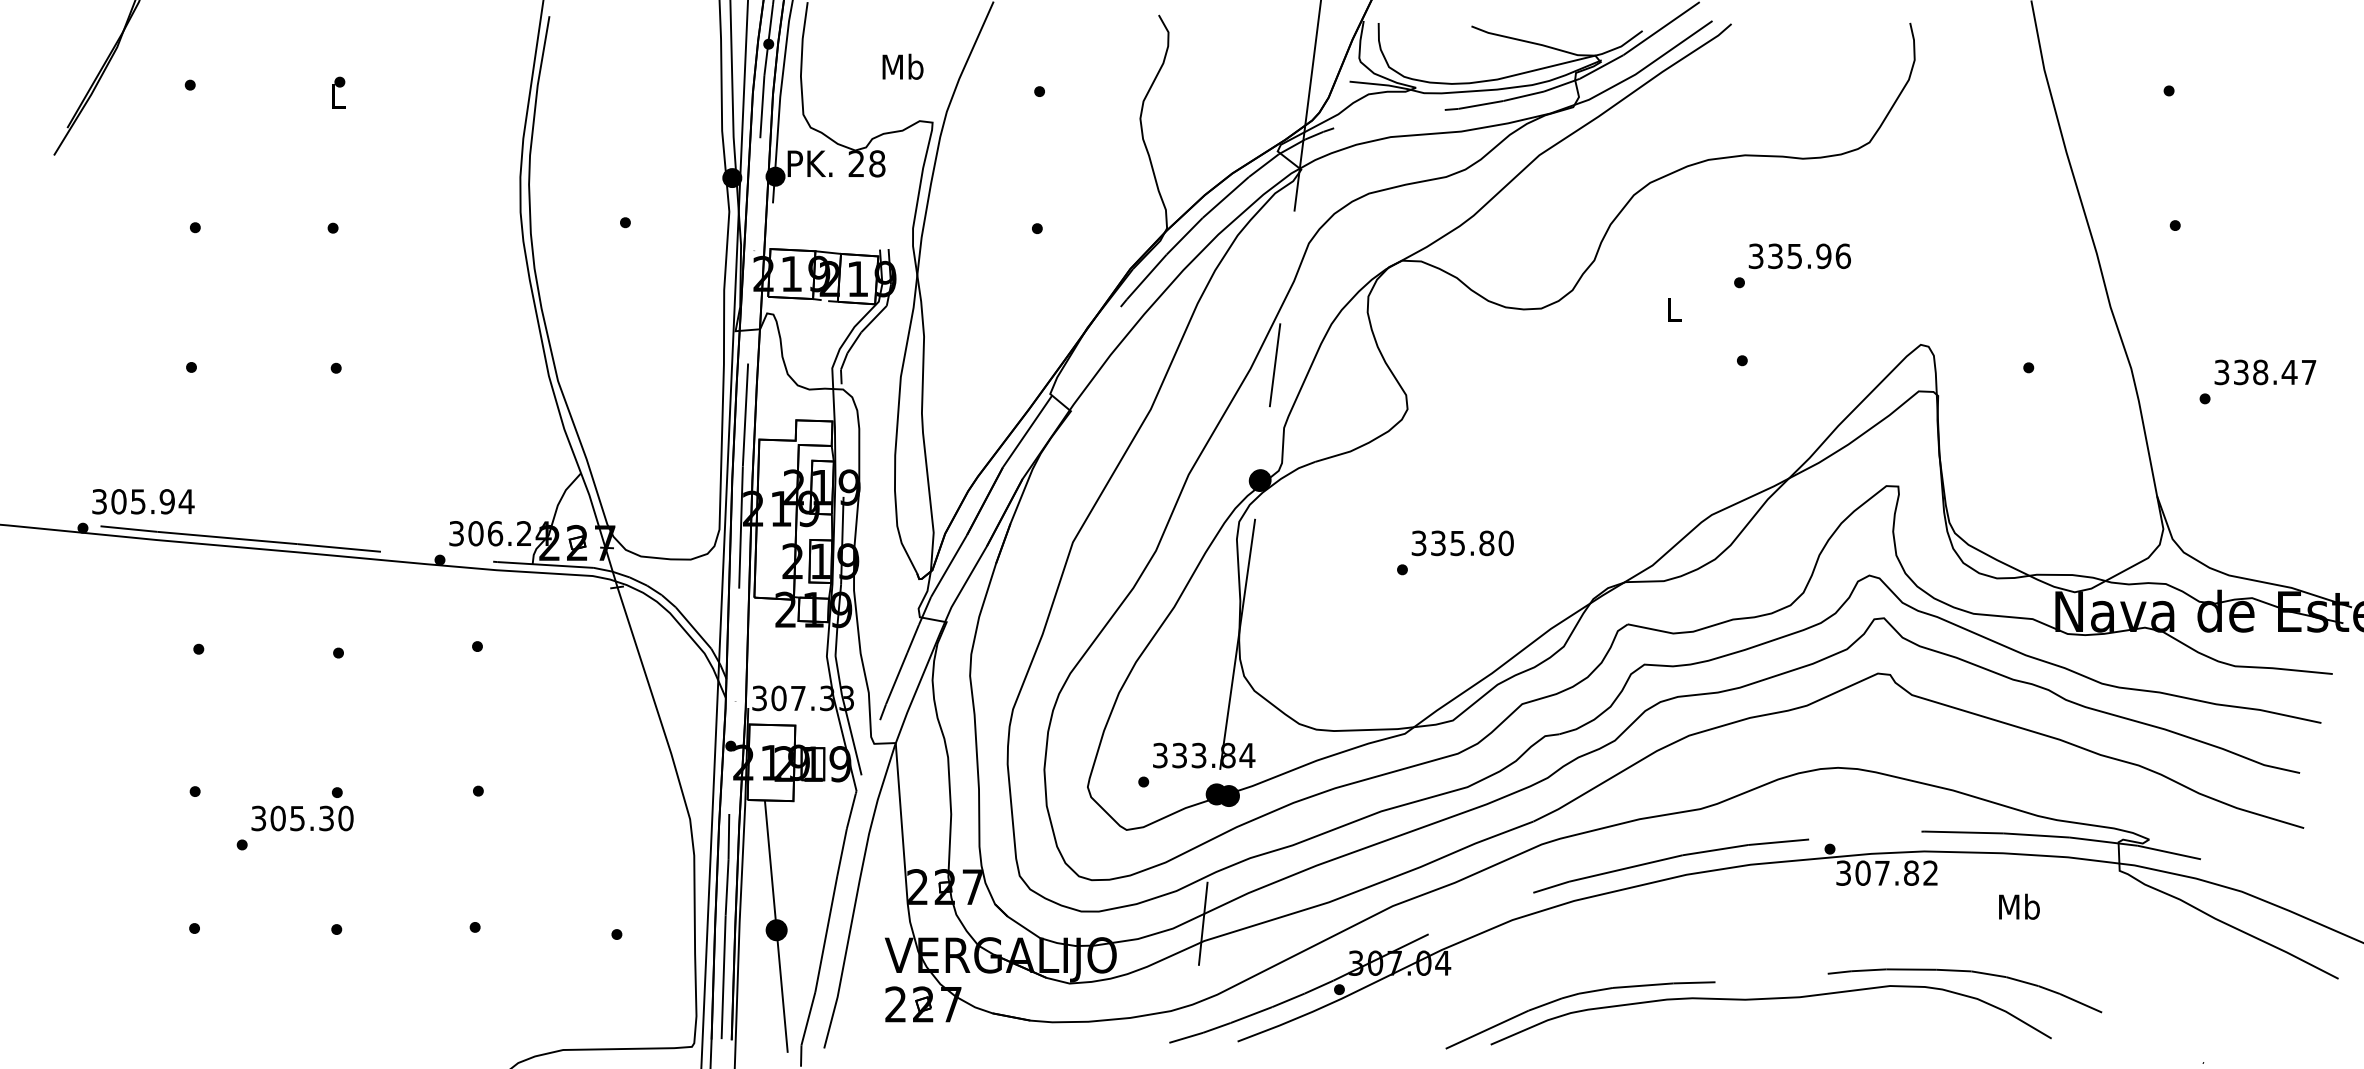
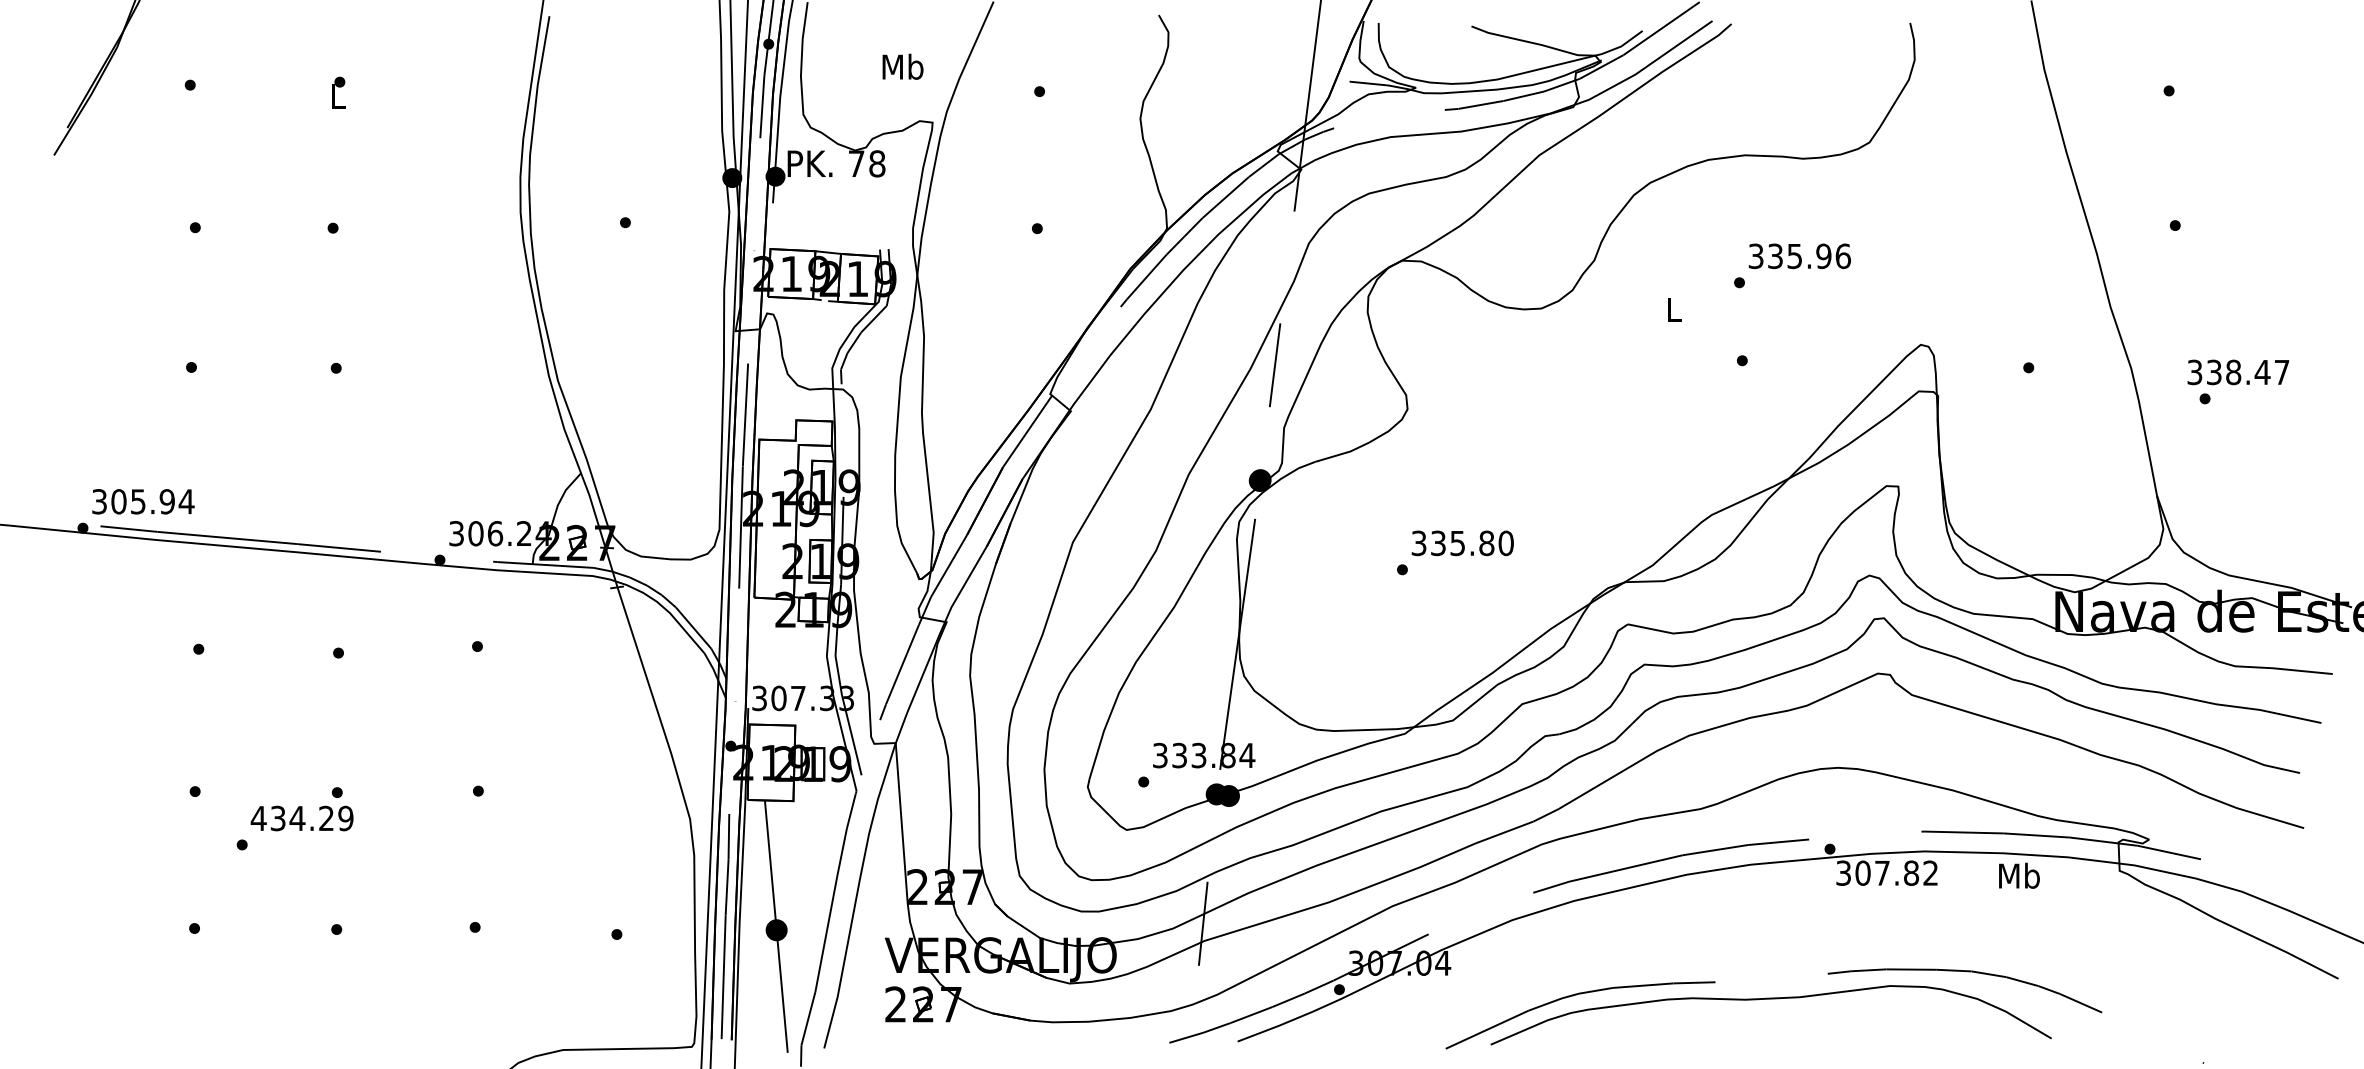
text: 28 -> 78 (856, 163)
text position: (2265, 372) -> (2238, 372) (2238, 372)
text: 305.30 -> 434.29 (301, 818)
text position: (2019, 906) -> (2019, 875) (2019, 875)
